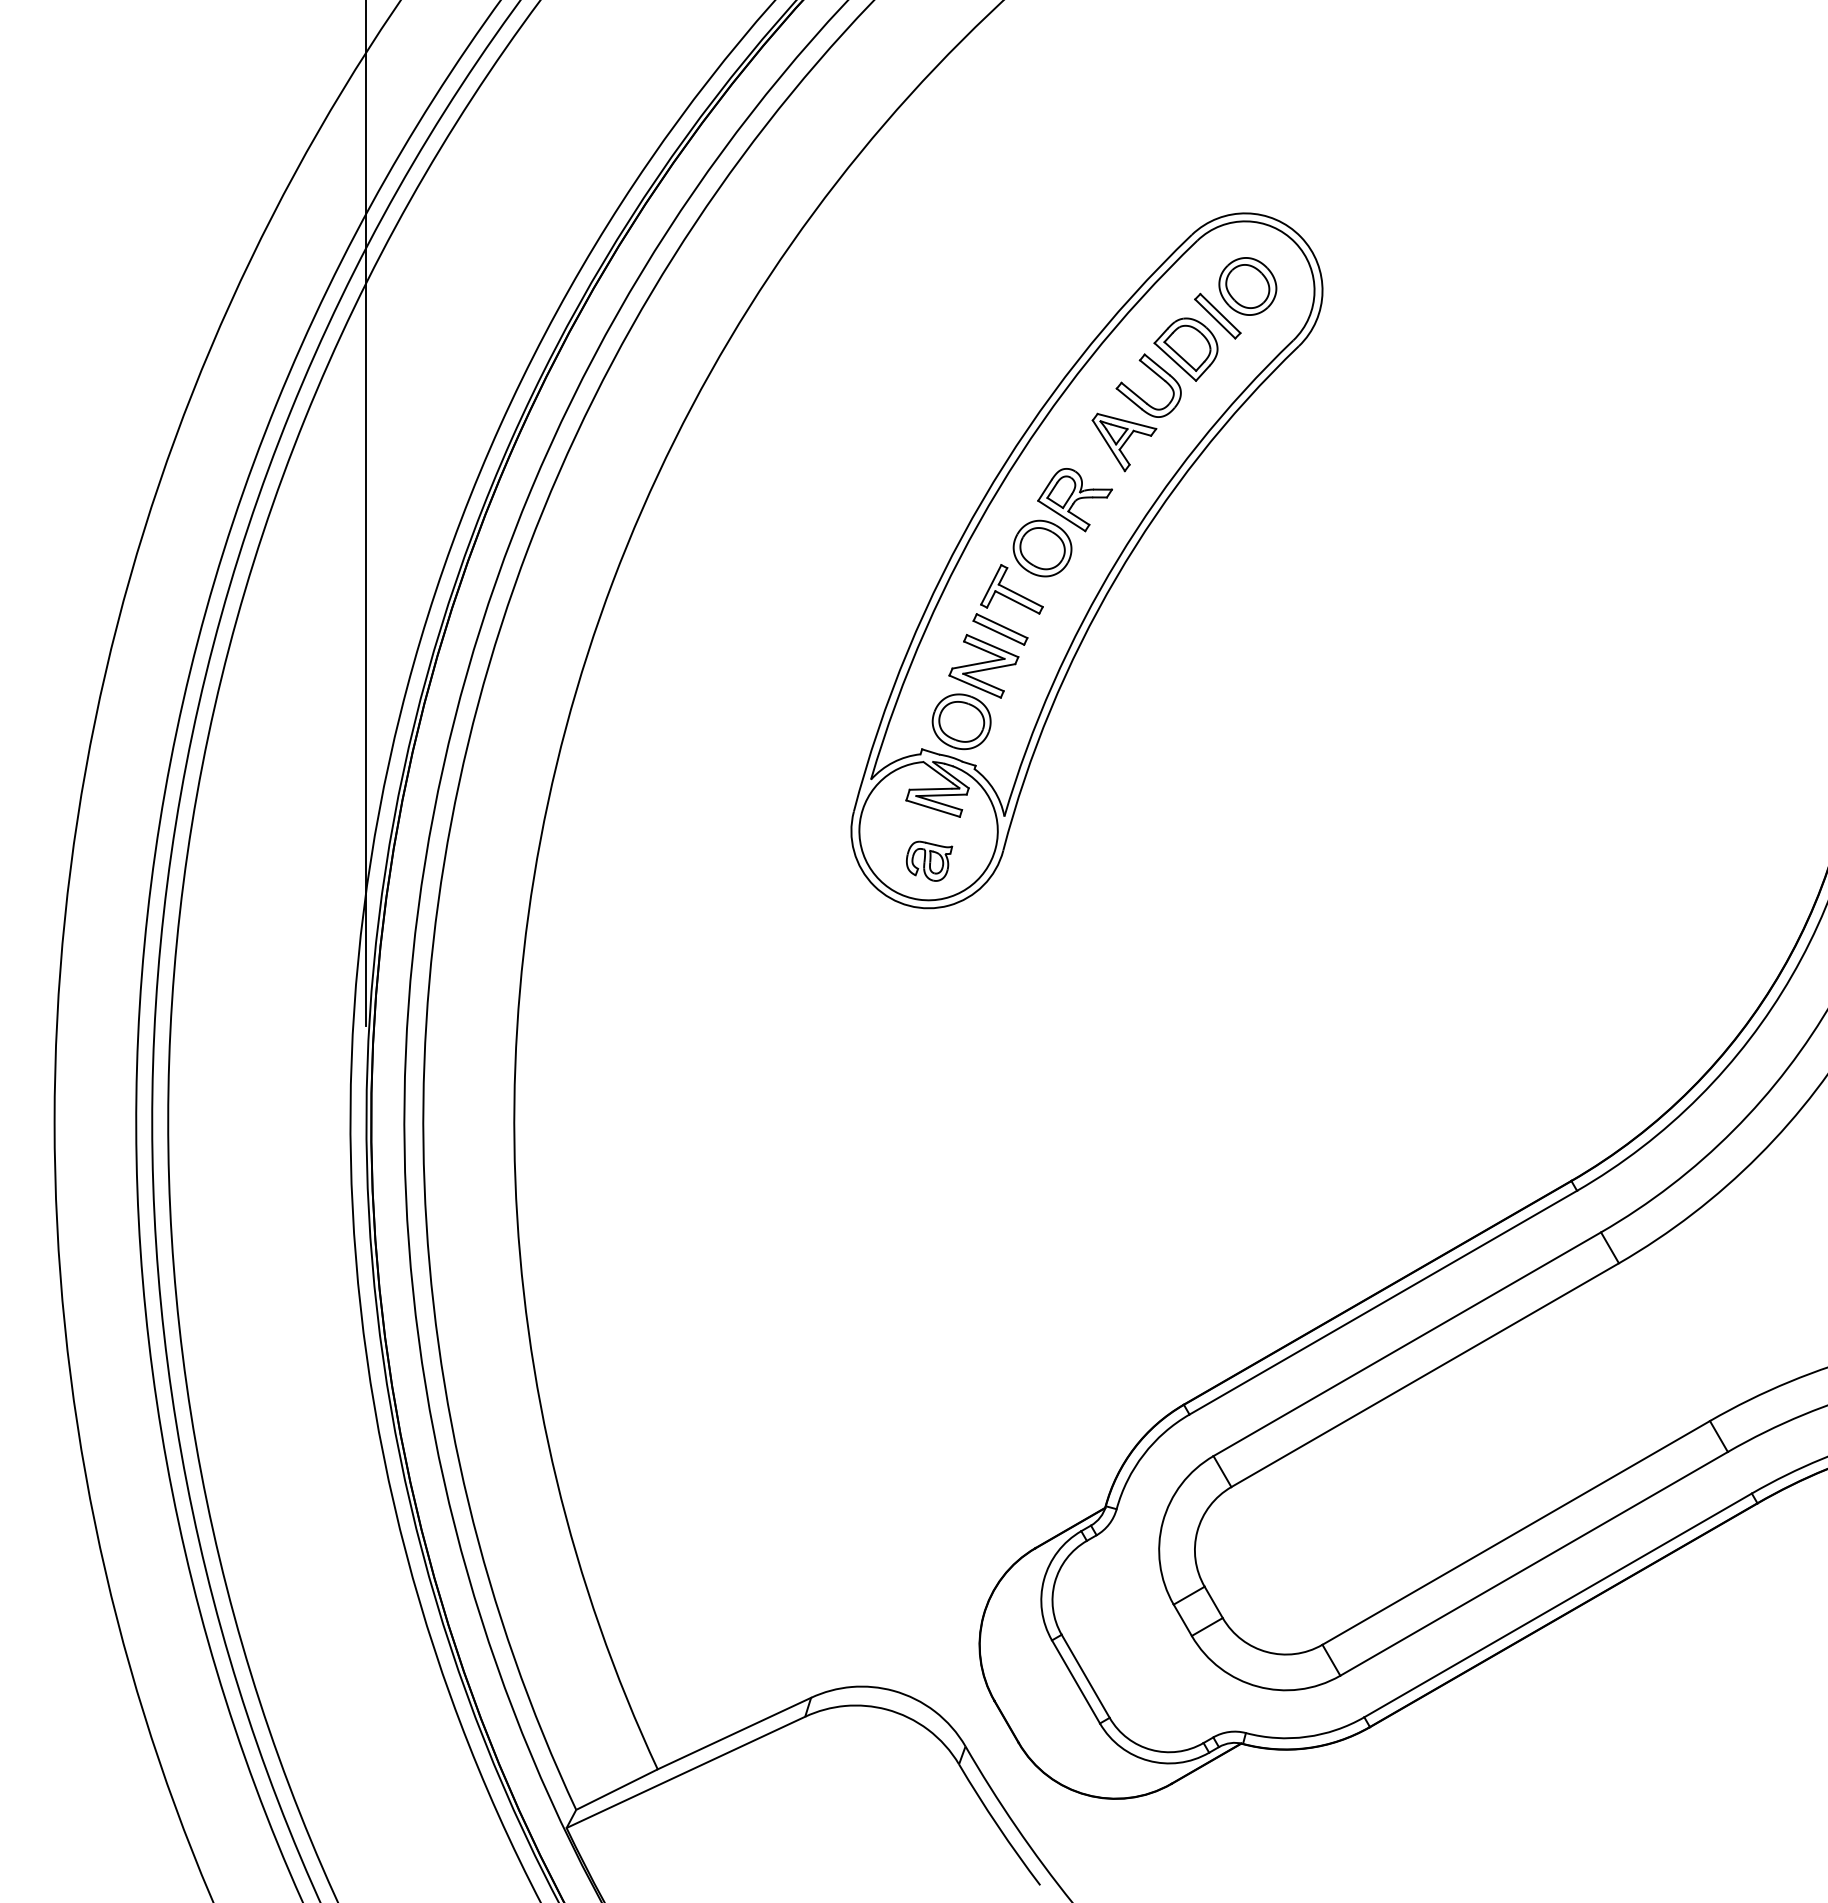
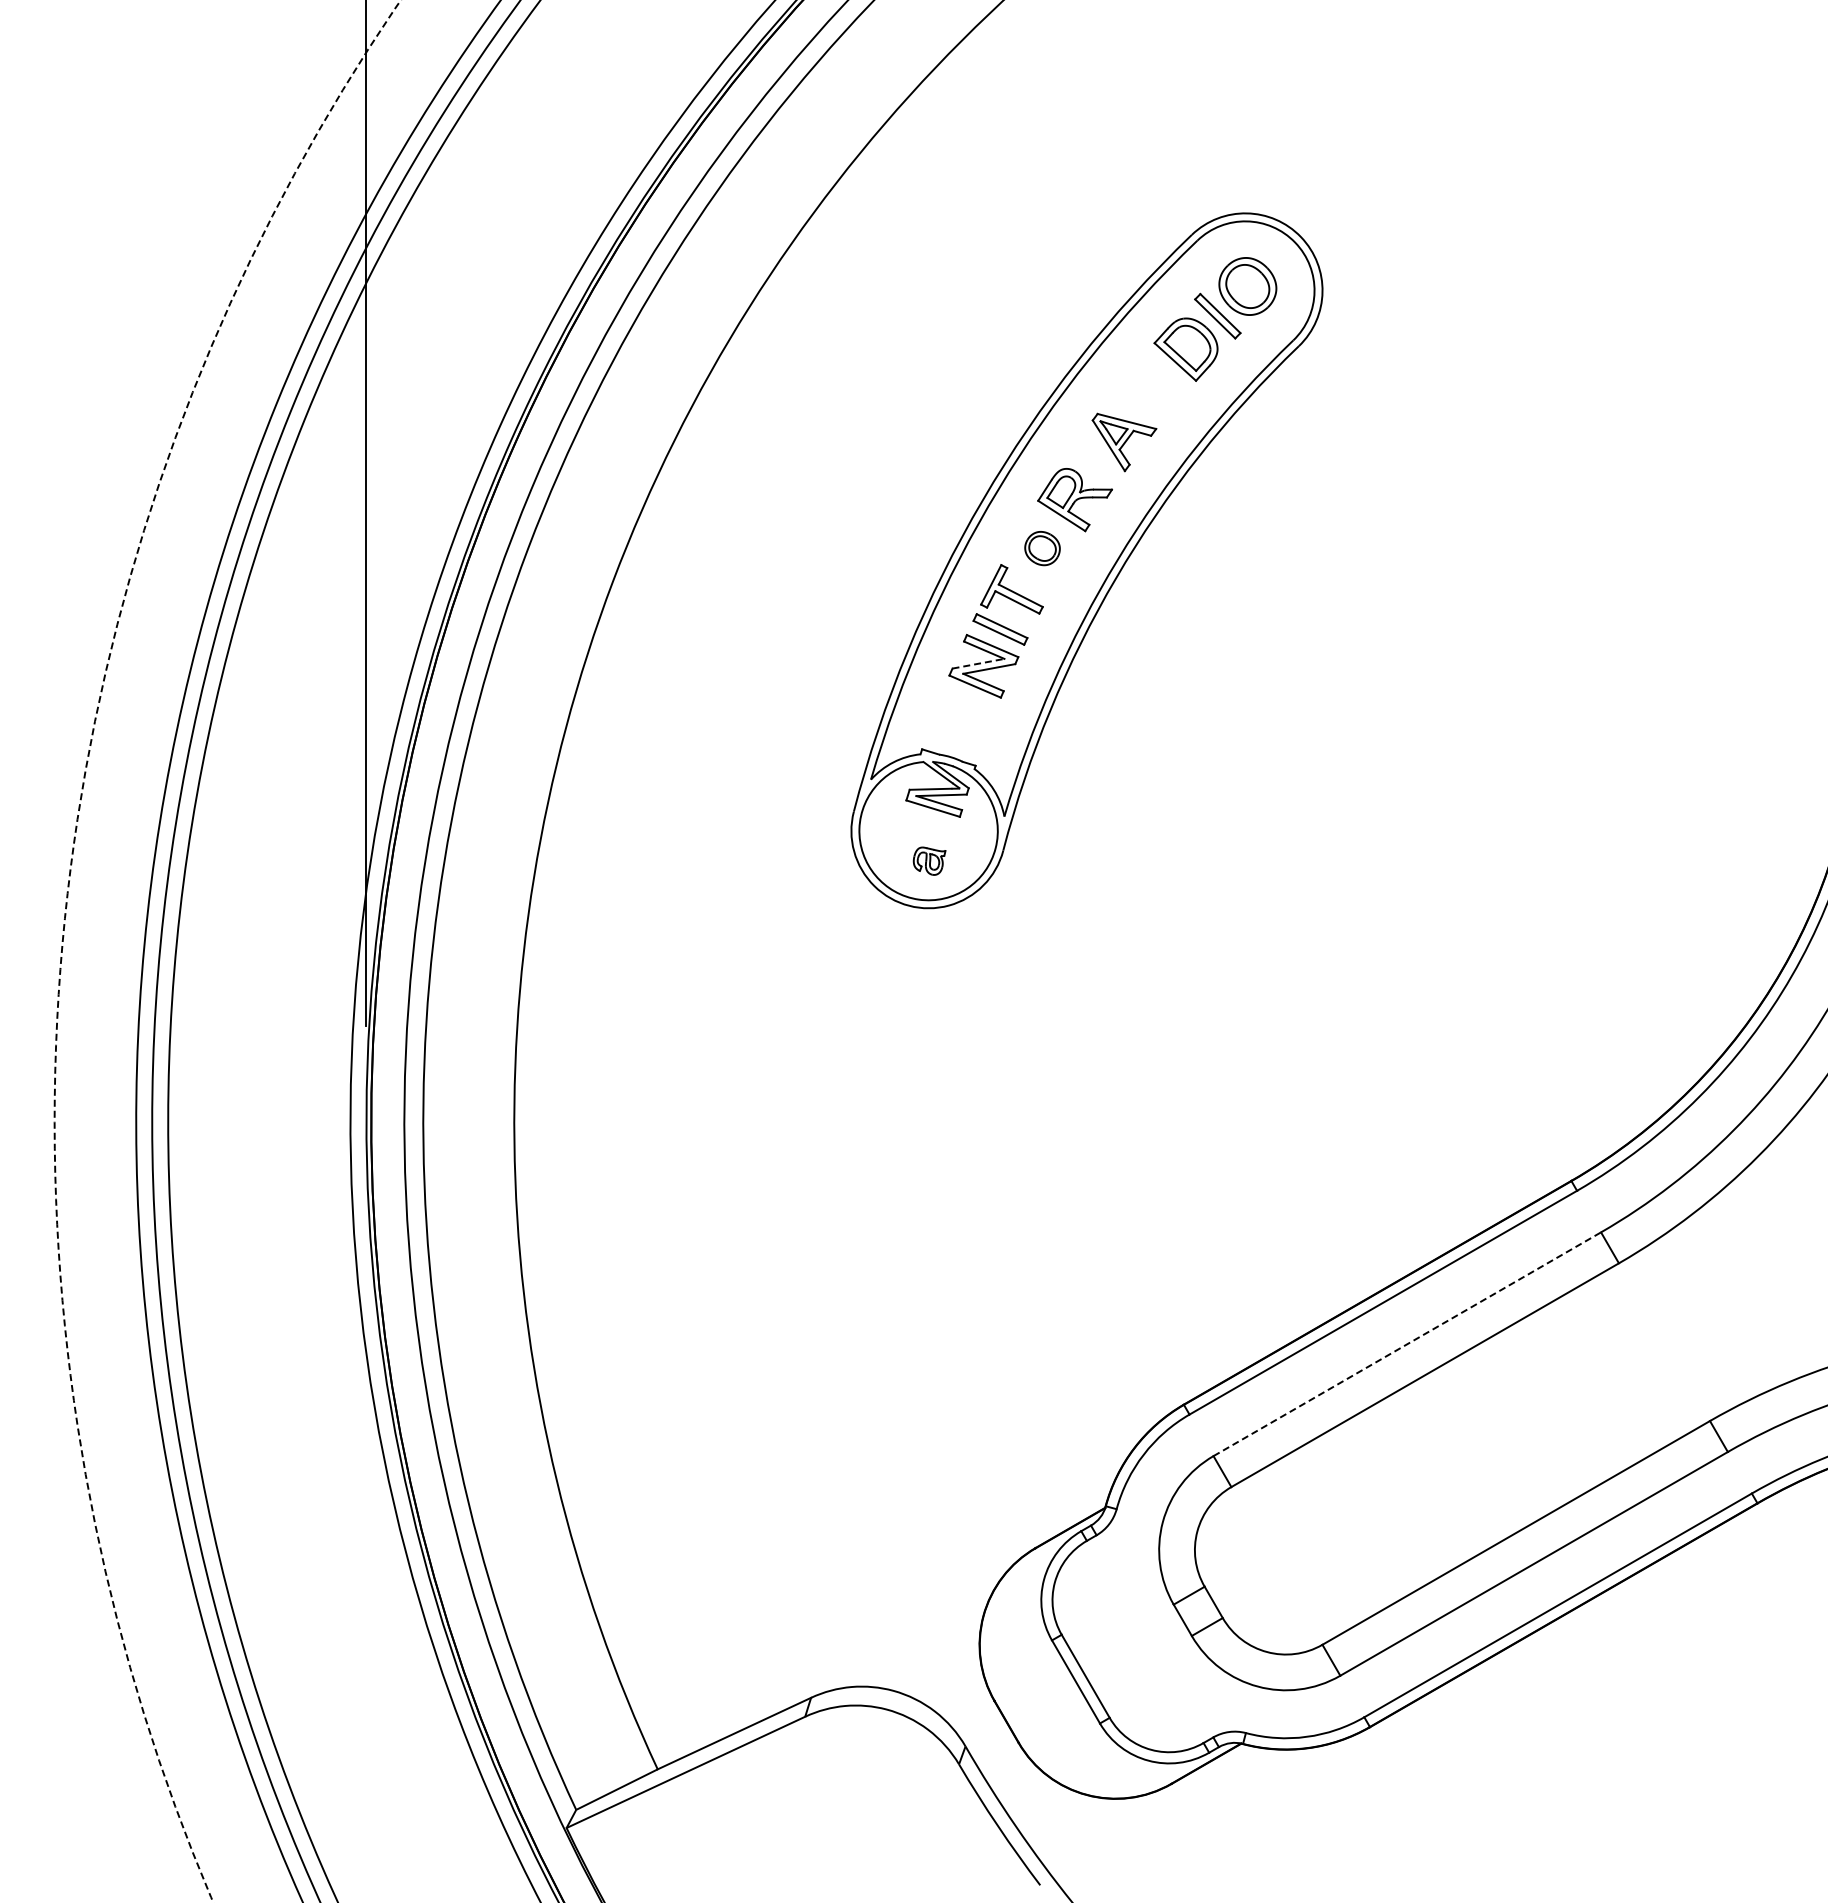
part: present -> none (1156, 375)
part size: 61x59 px -> 37x36 px (1042, 548)
line: solid -> dashed (978, 663)
part: present -> none (961, 721)
part size: 48x42 px -> 35x30 px (929, 860)
circle: solid -> dashed (227, 951)
line: solid -> dashed (1407, 1344)
